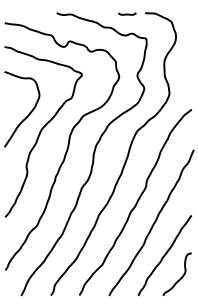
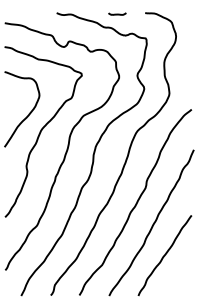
line position: (127, 13) -> (117, 13) (117, 13)
curve: present -> none (180, 277)
